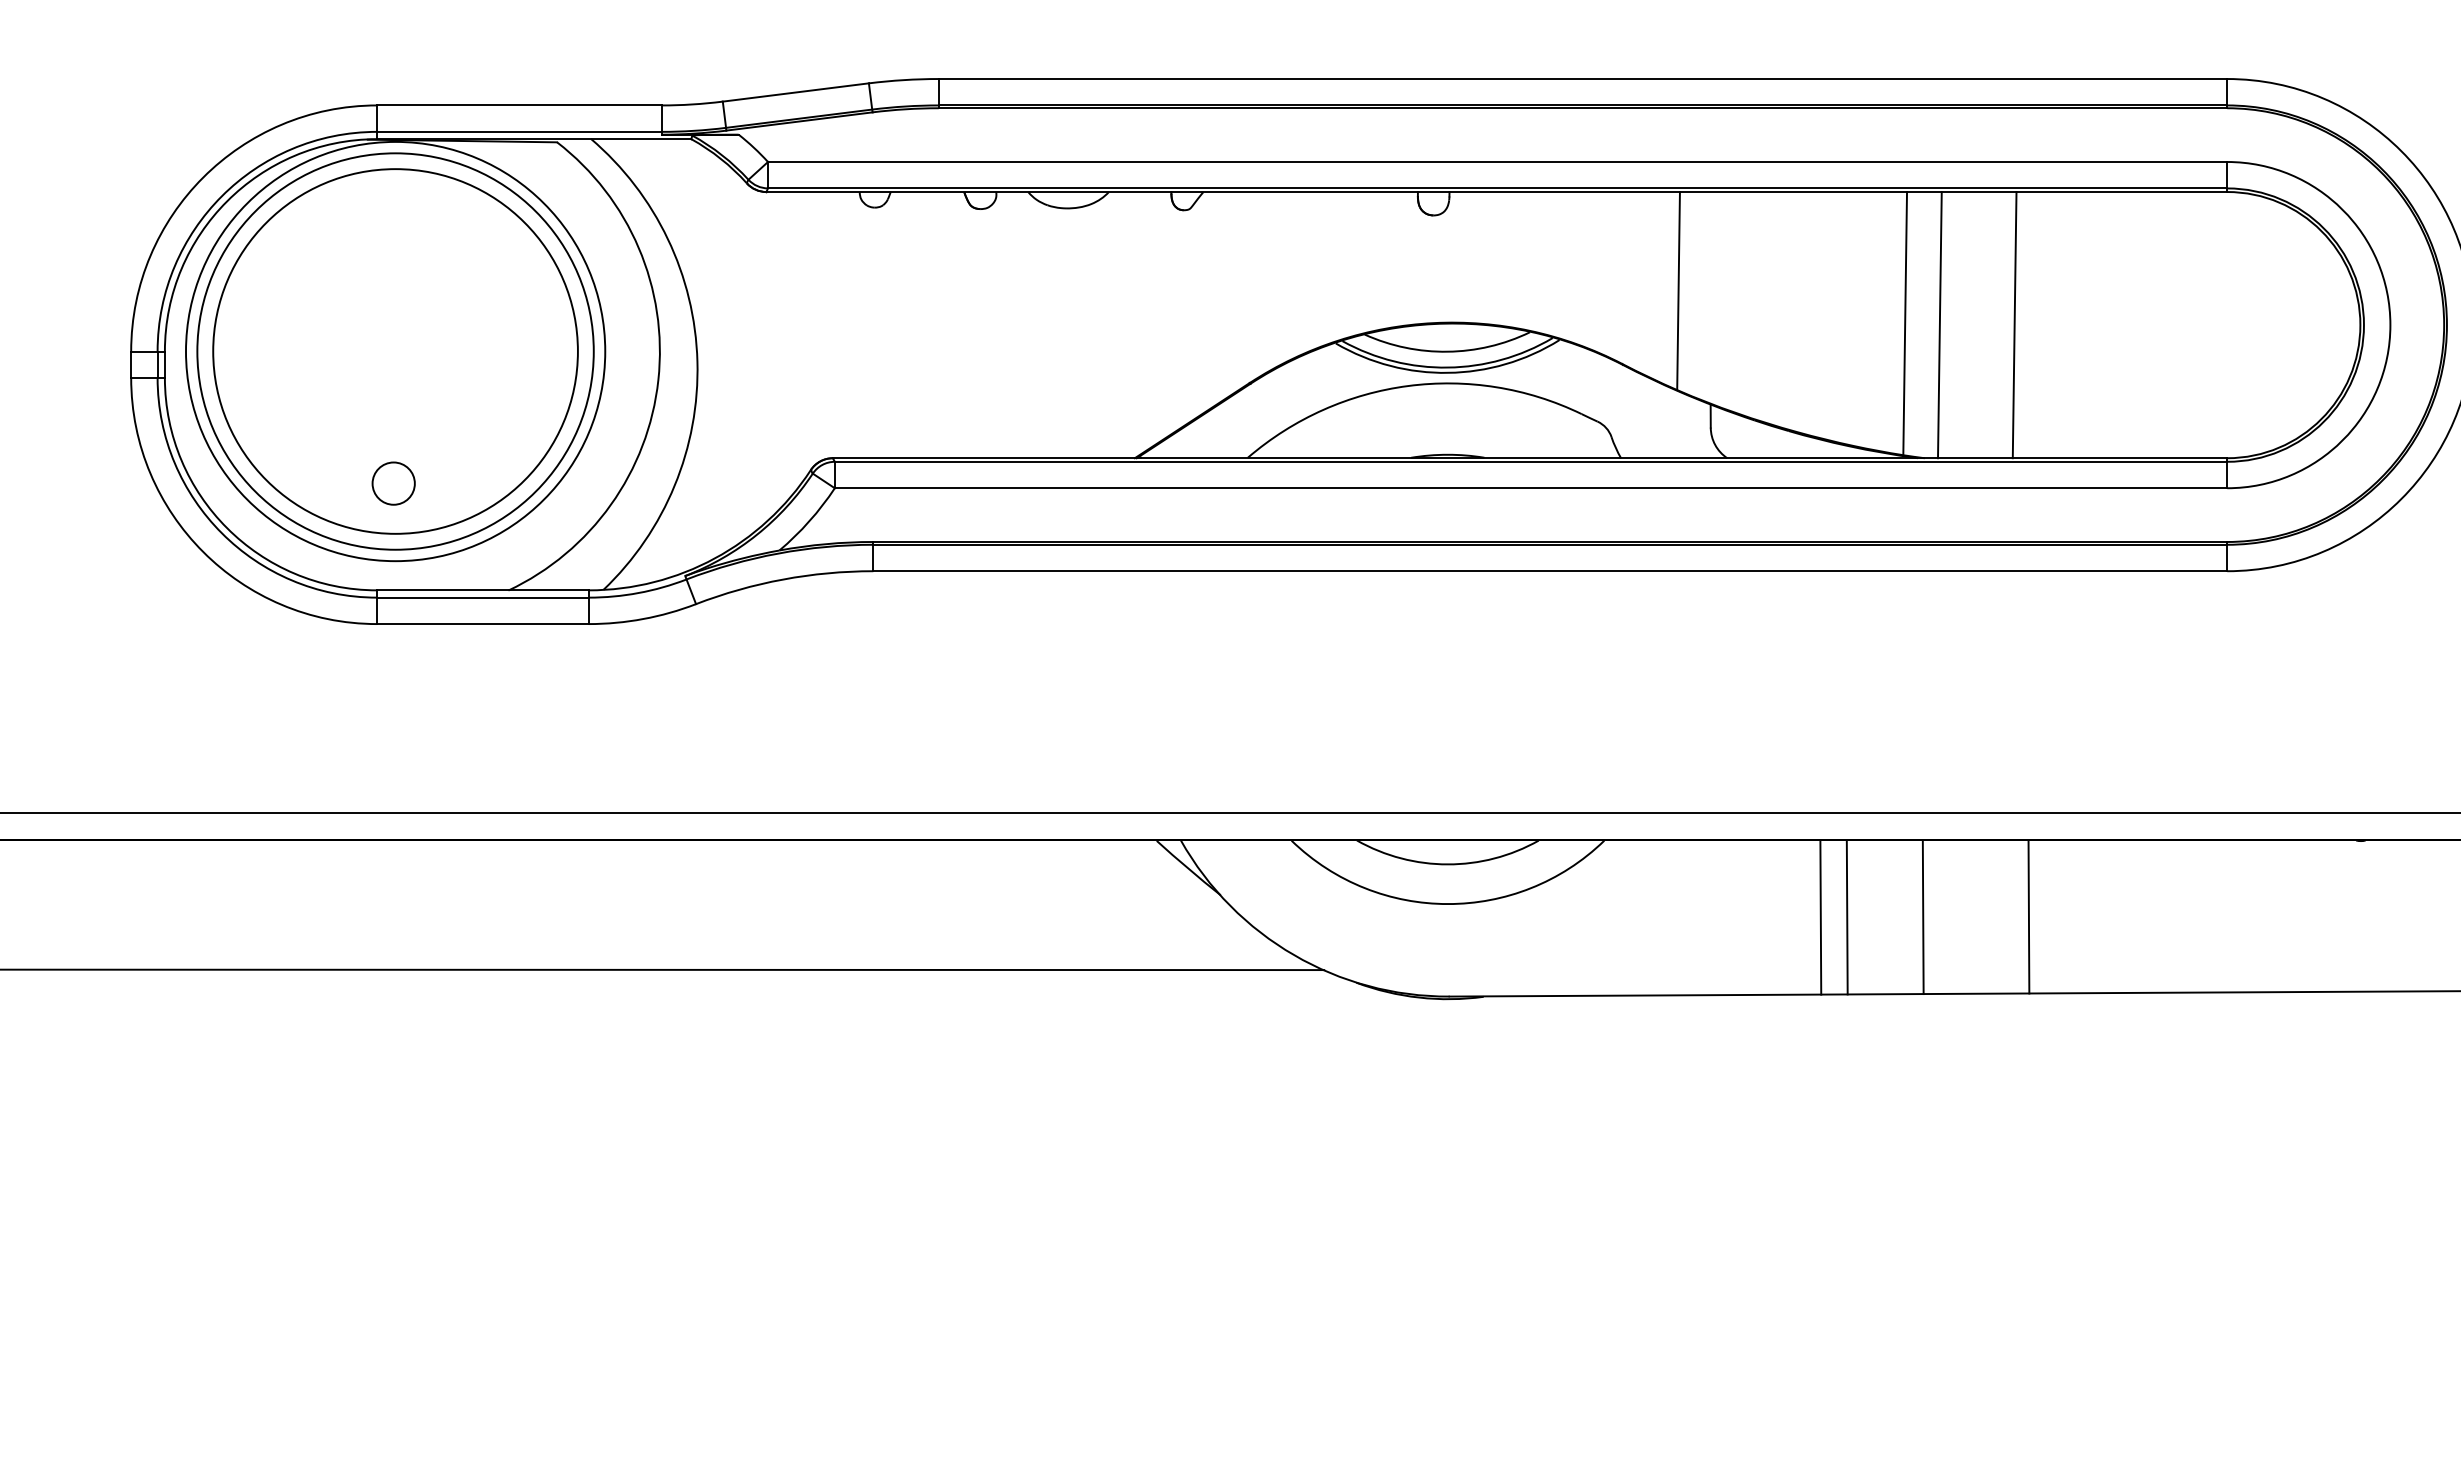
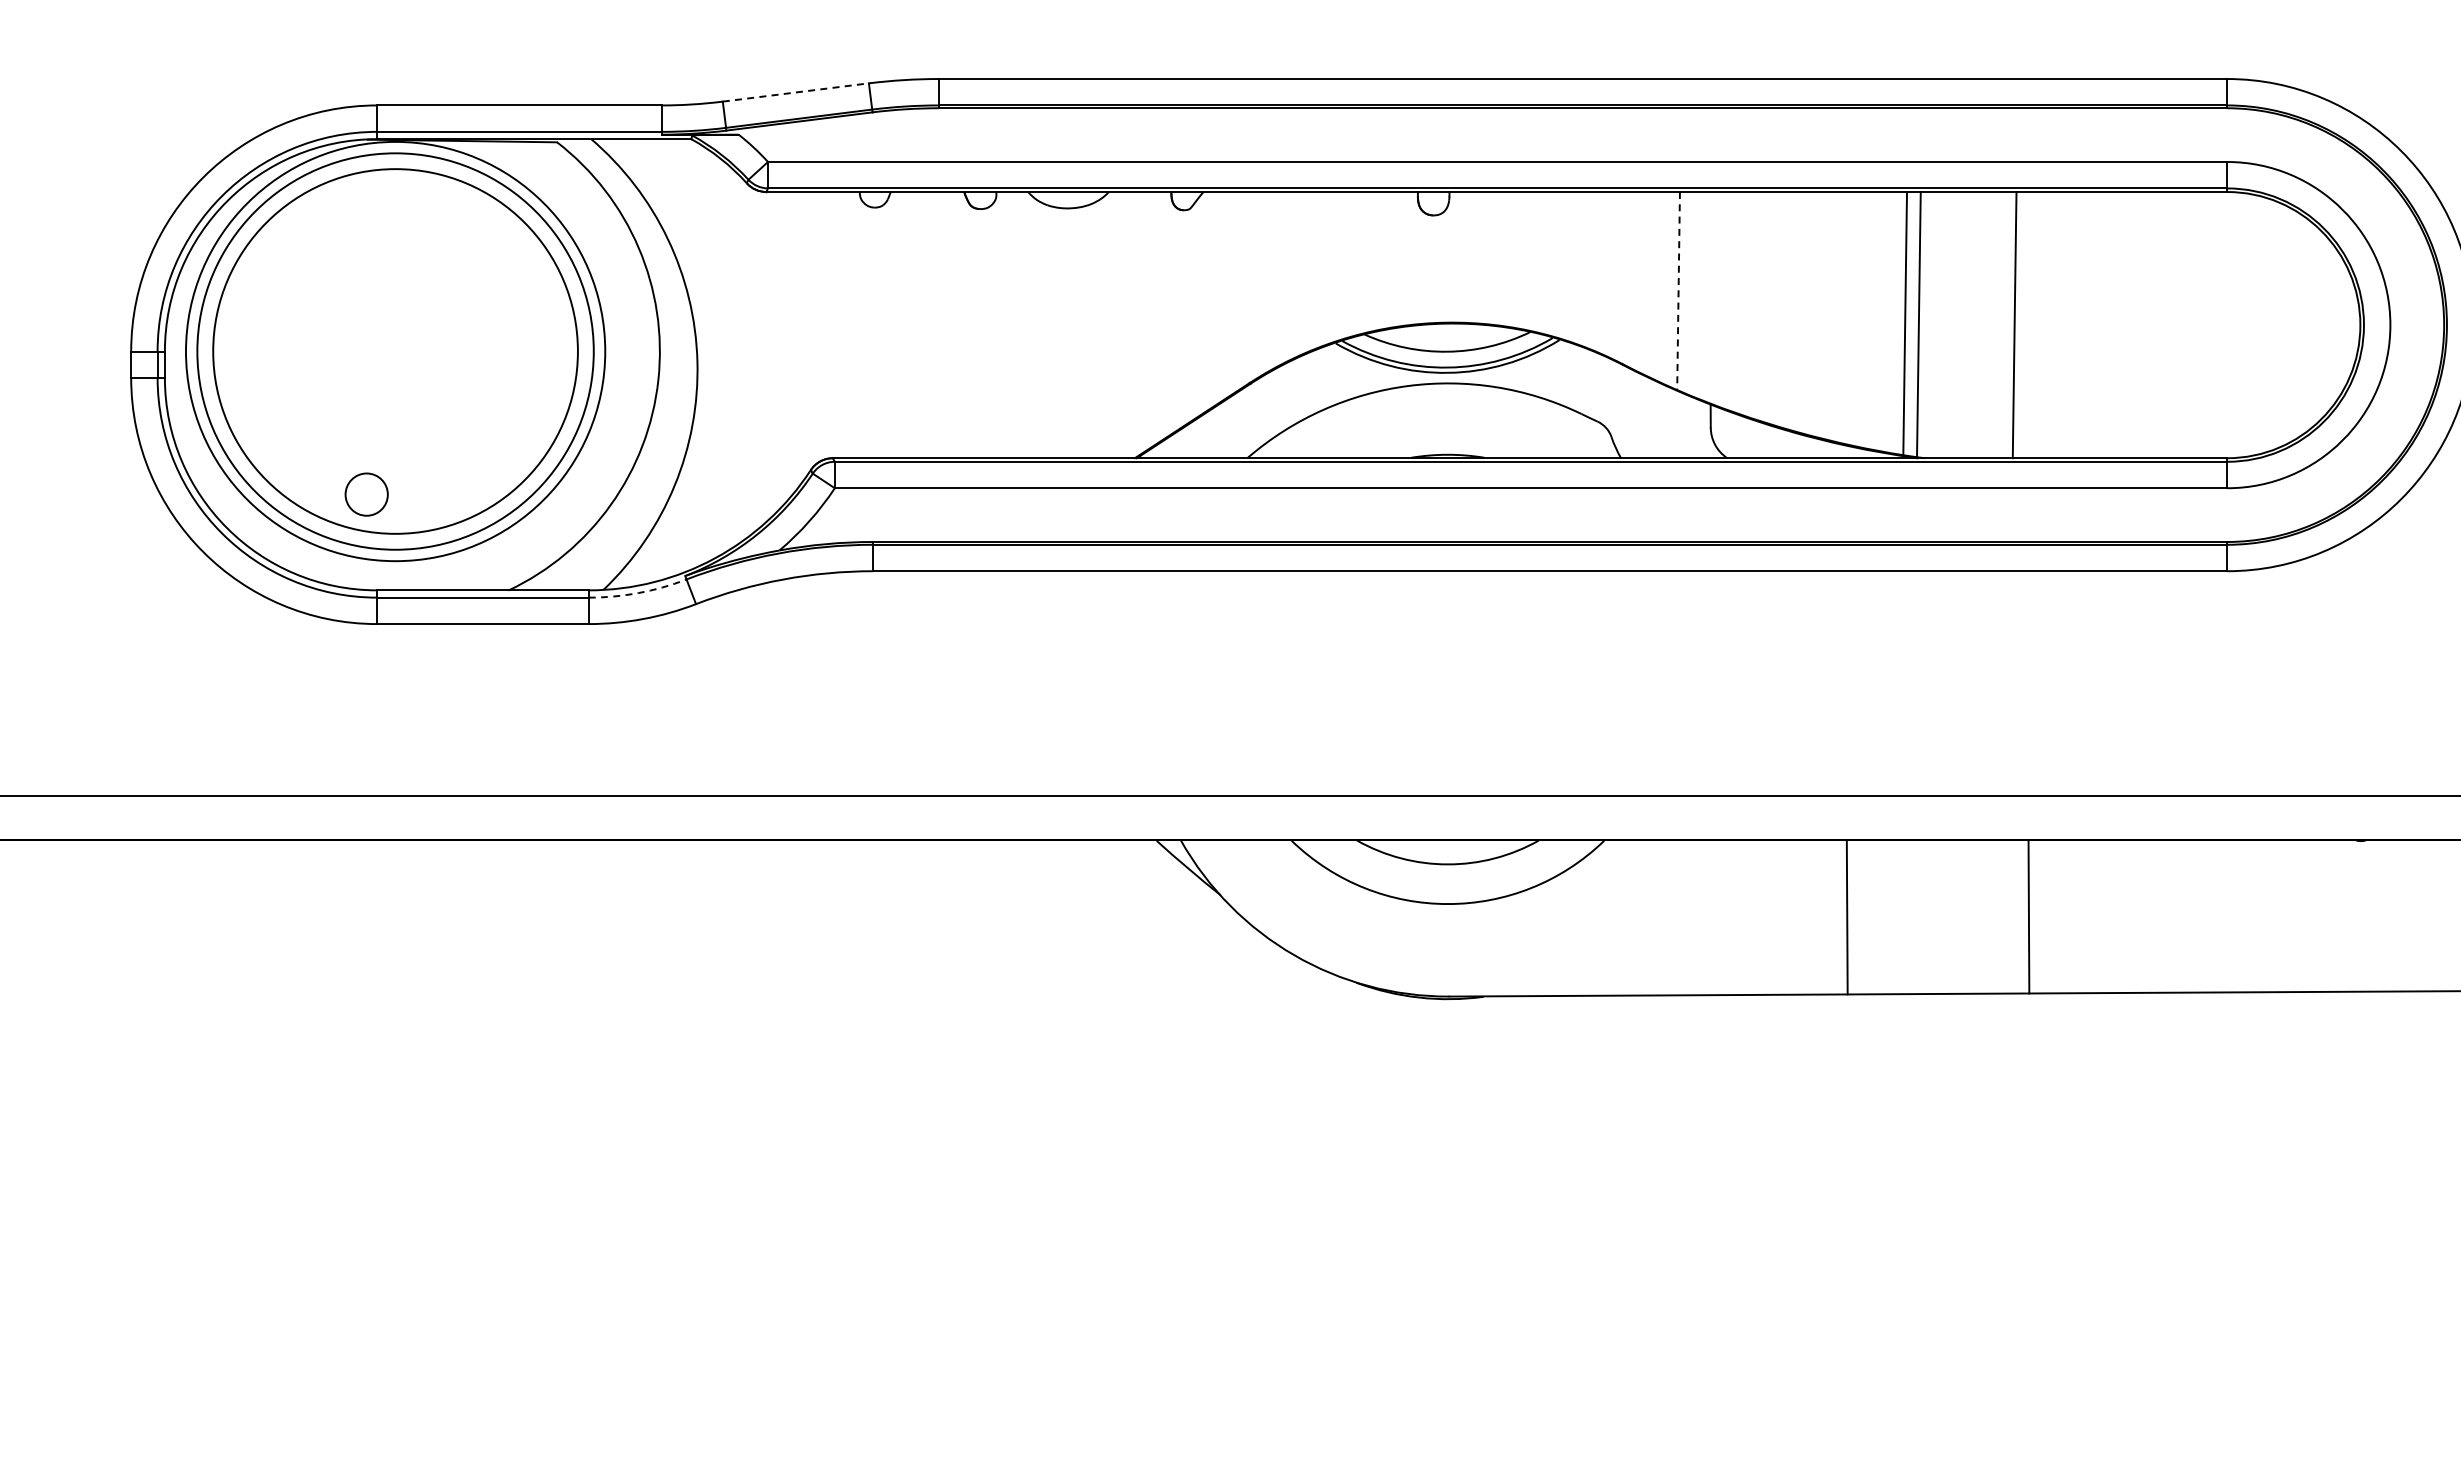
line: solid -> dashed (795, 92)
line: solid -> dashed (1678, 291)
line position: (1939, 325) -> (1918, 325) (1918, 325)
circle position: (393, 483) -> (366, 494) (366, 494)
arc: solid -> dashed (638, 593)
line position: (1229, 813) -> (1229, 796) (1229, 796)
line: present -> none (1820, 917)
line: present -> none (1922, 917)
line: present -> none (663, 969)
